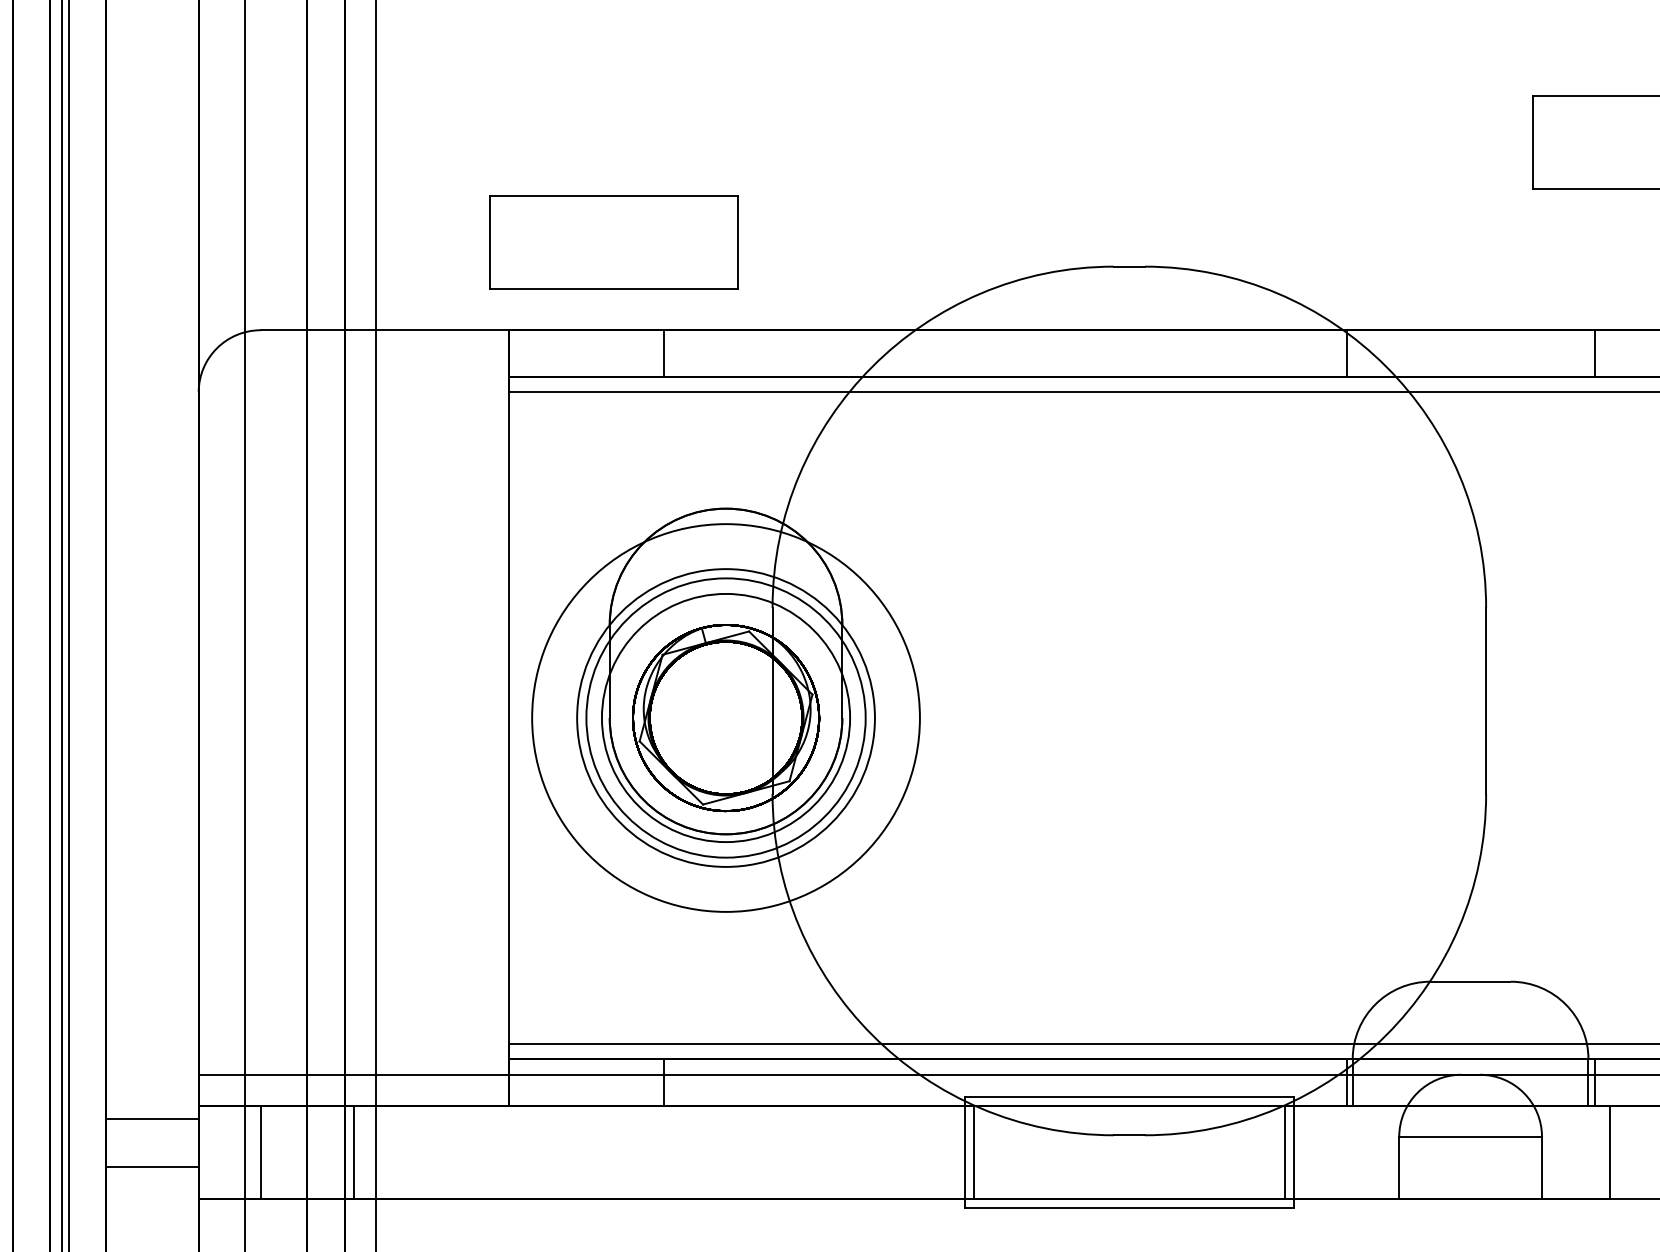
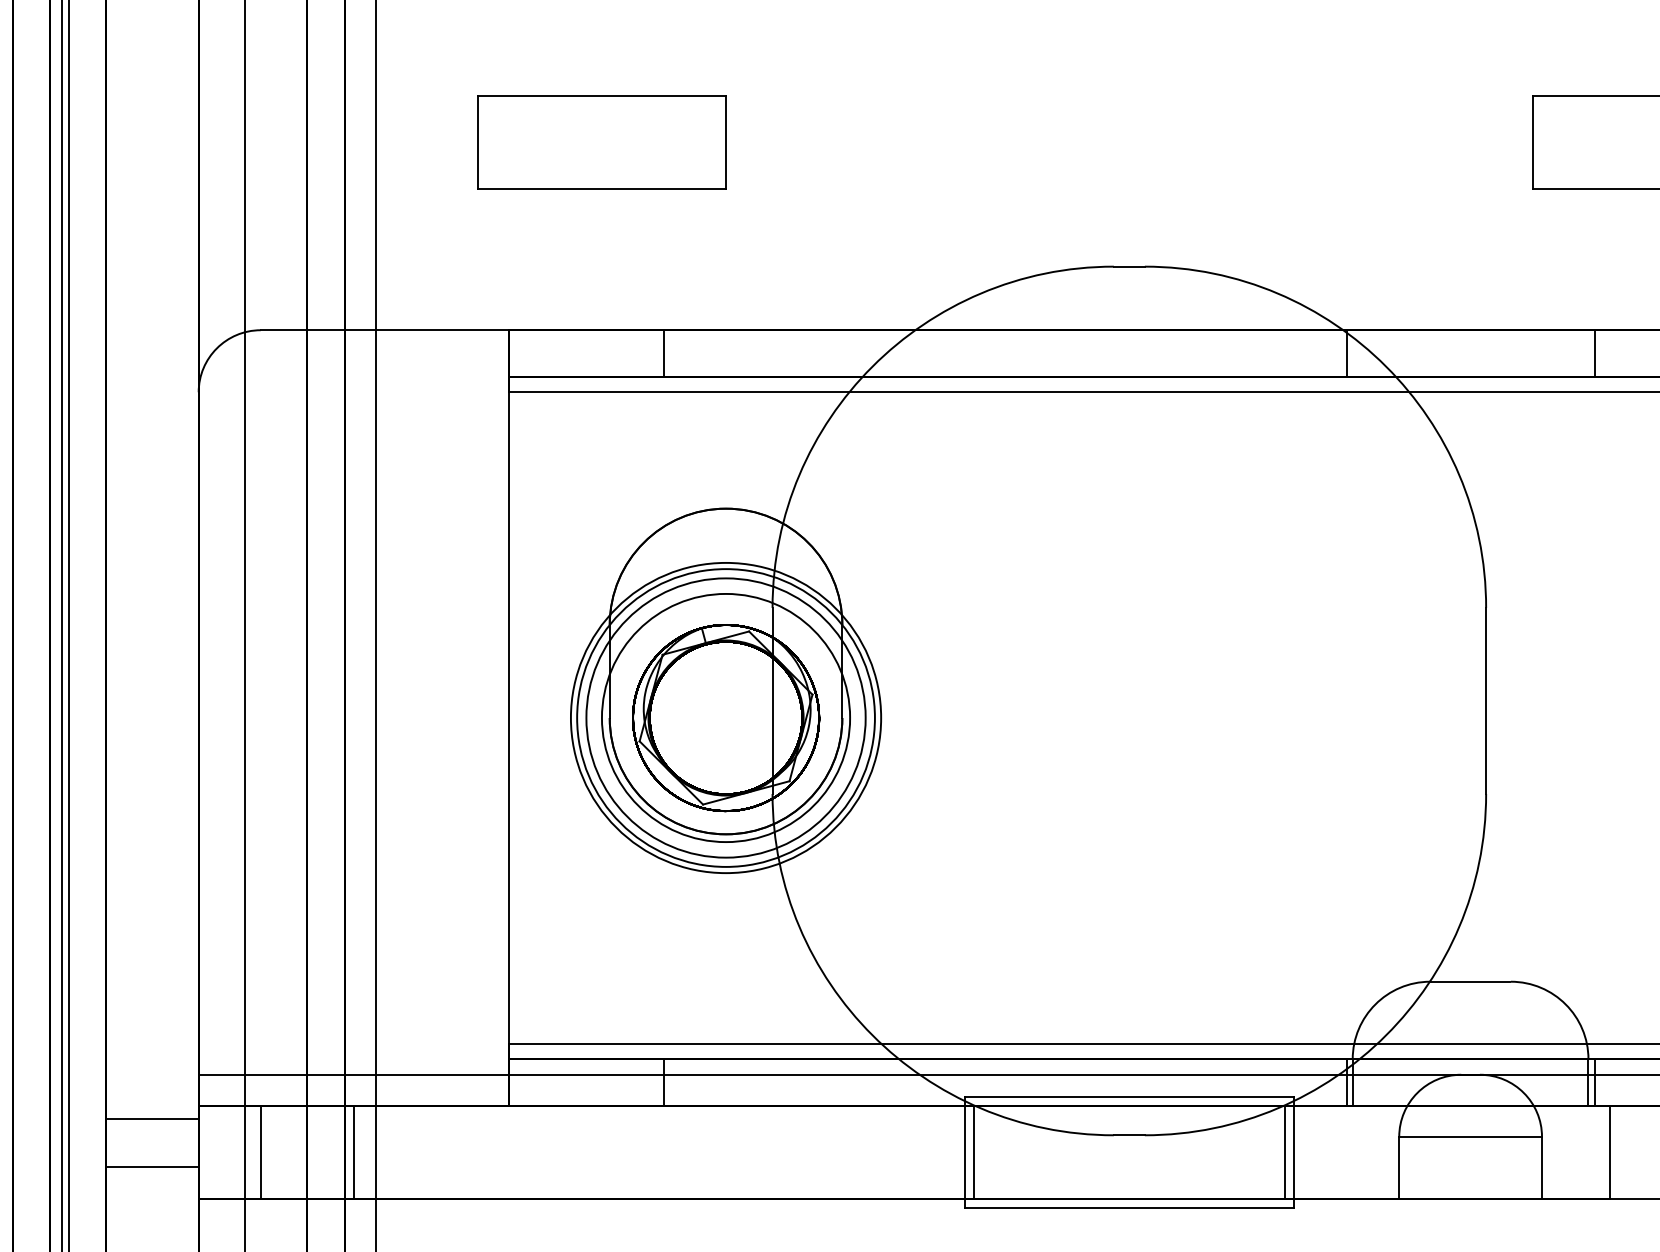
part position: (613, 242) -> (601, 142) (601, 142)
circle diameter: 388 px -> 310 px (725, 717)
